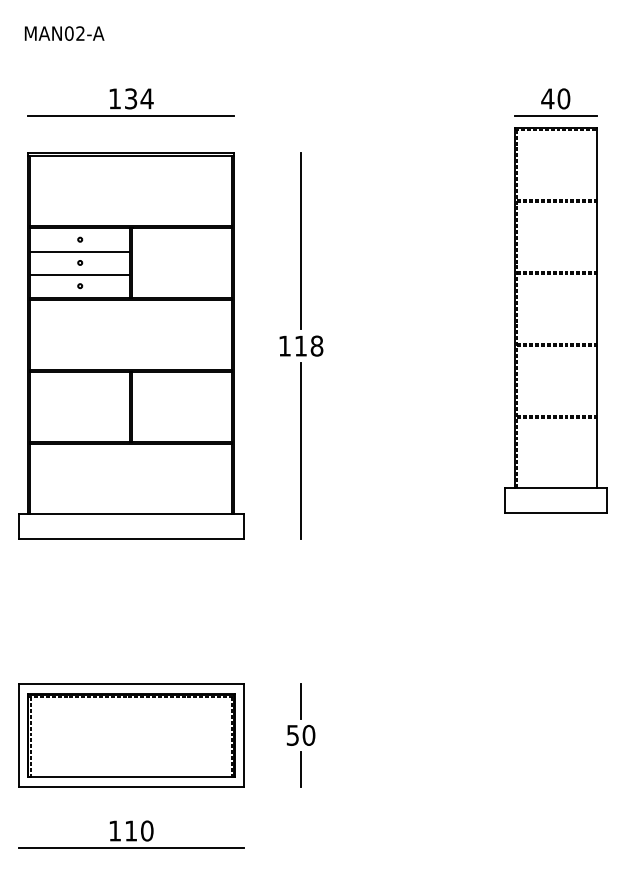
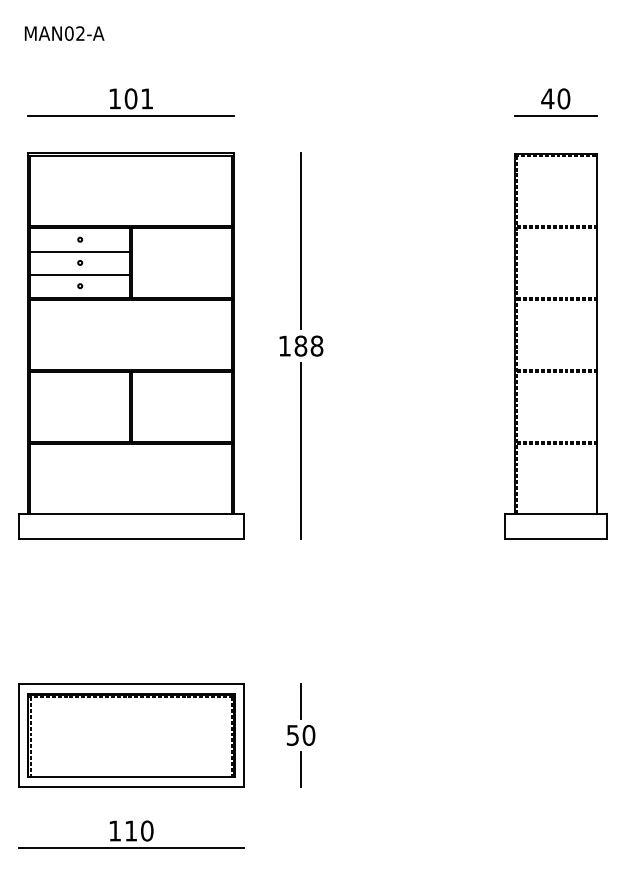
text: 134 -> 101 (138, 98)
part position: (555, 320) -> (555, 346) (555, 346)
text: 118 -> 188 (300, 345)
